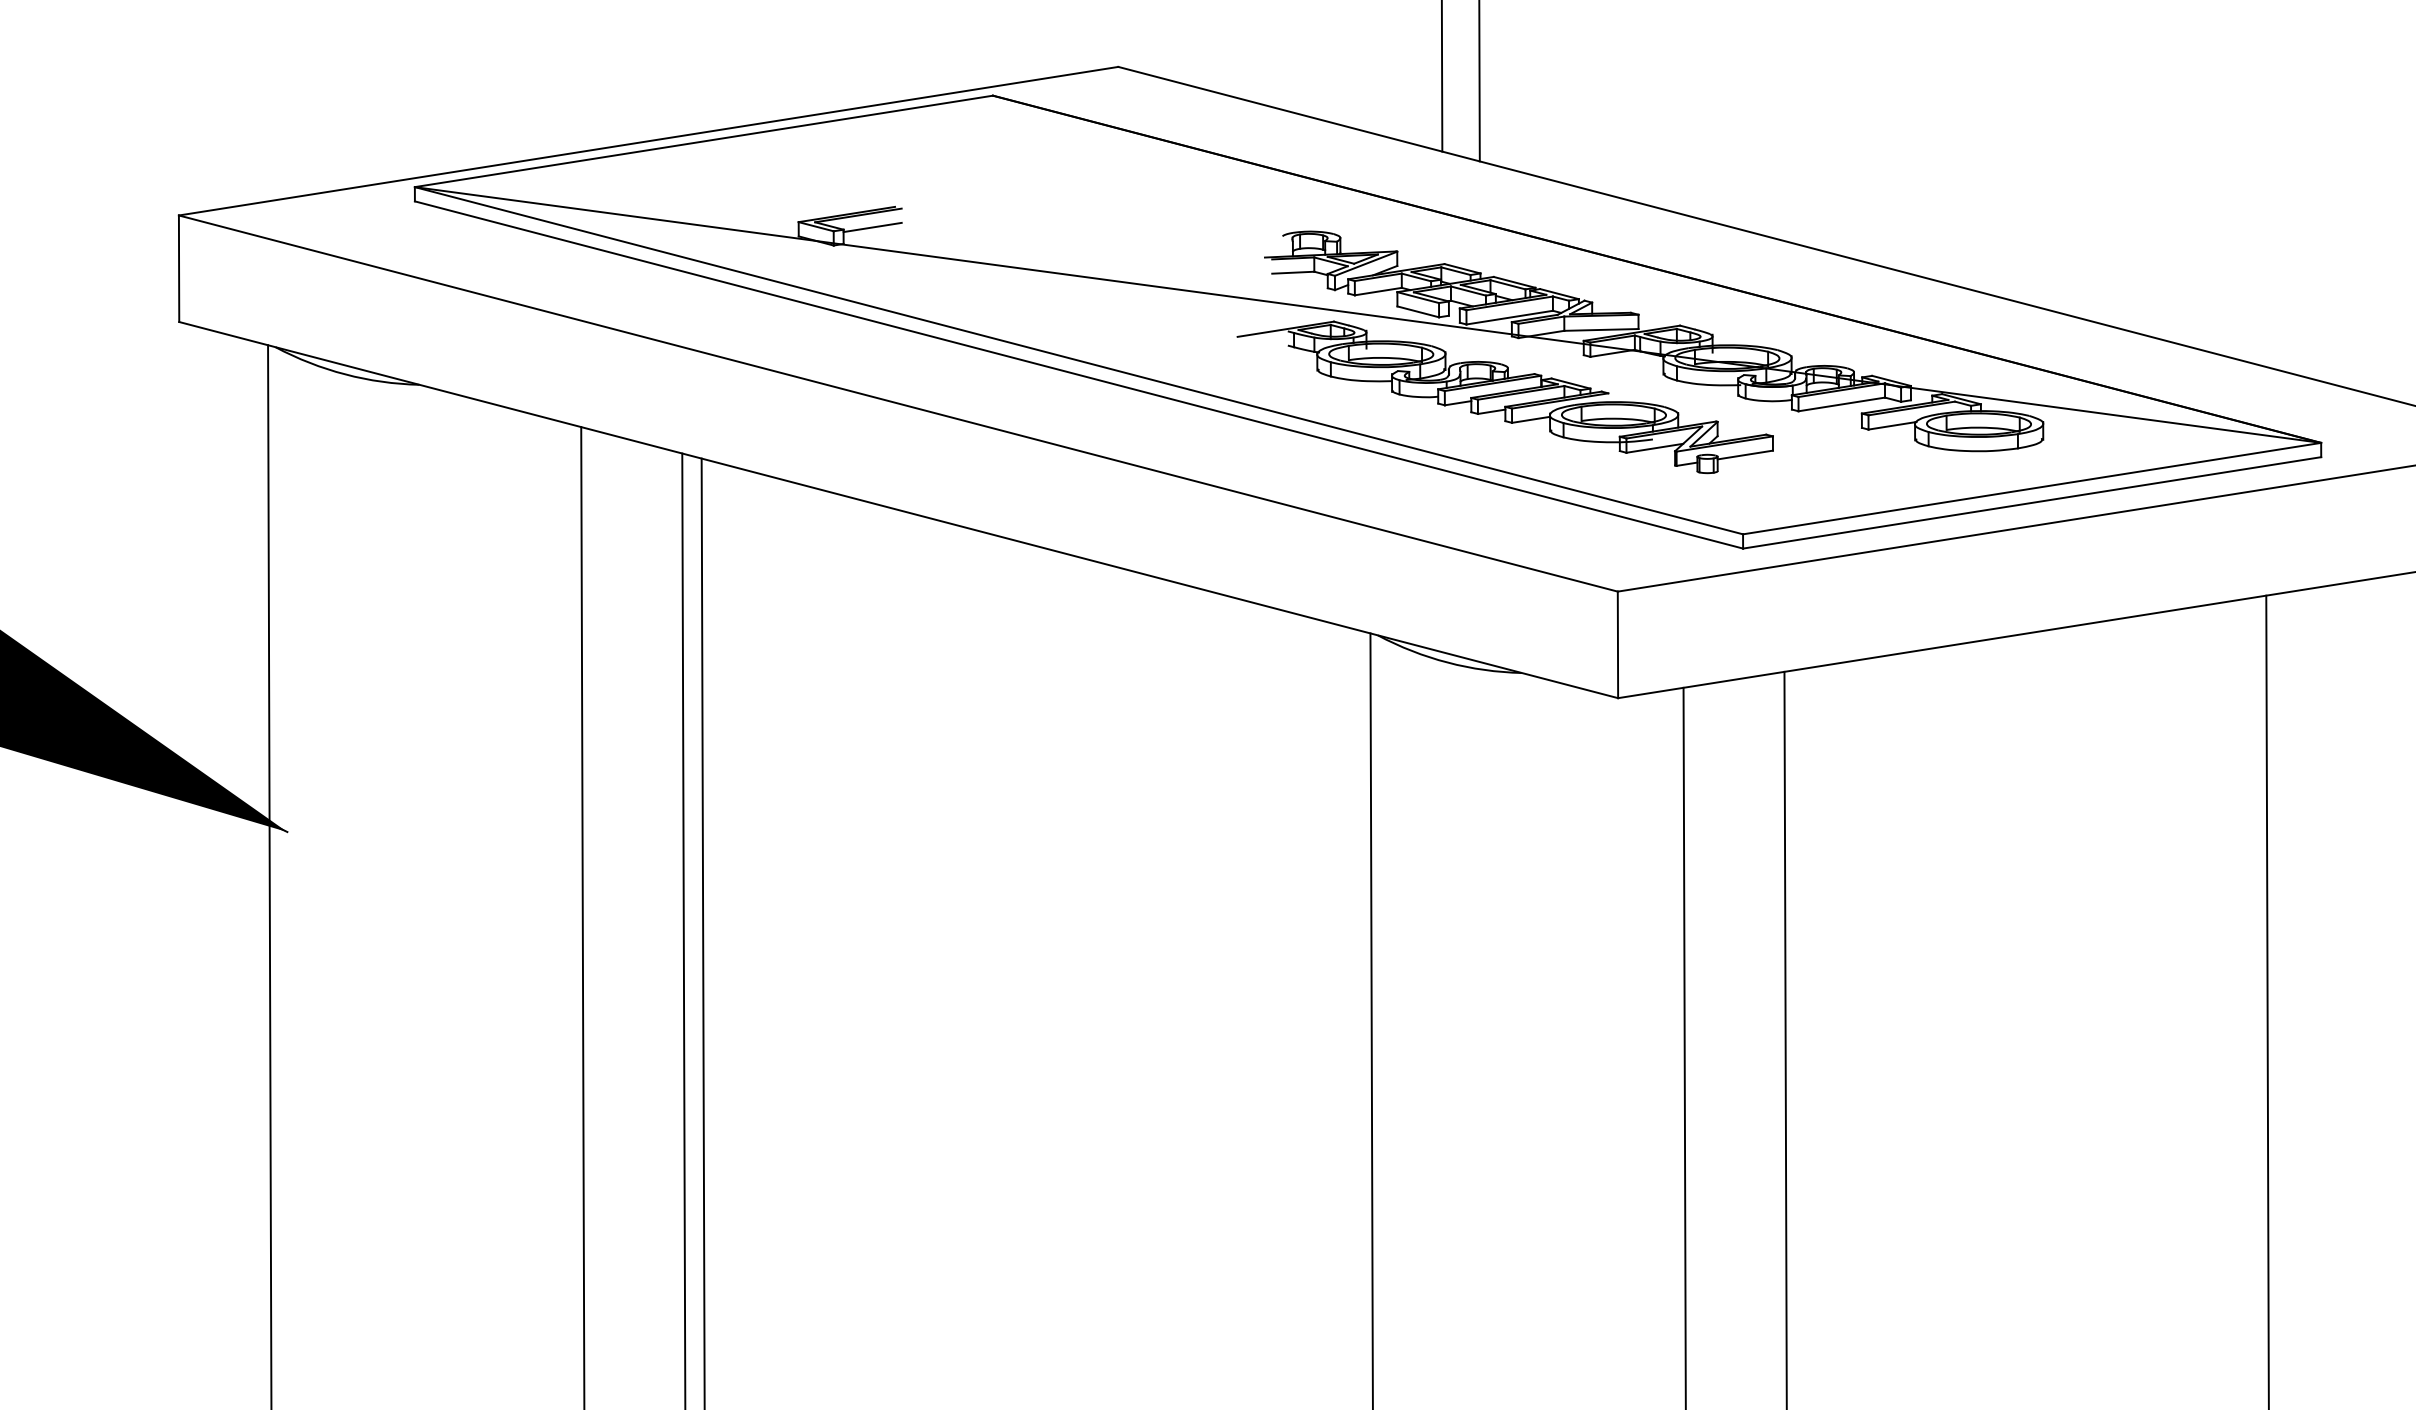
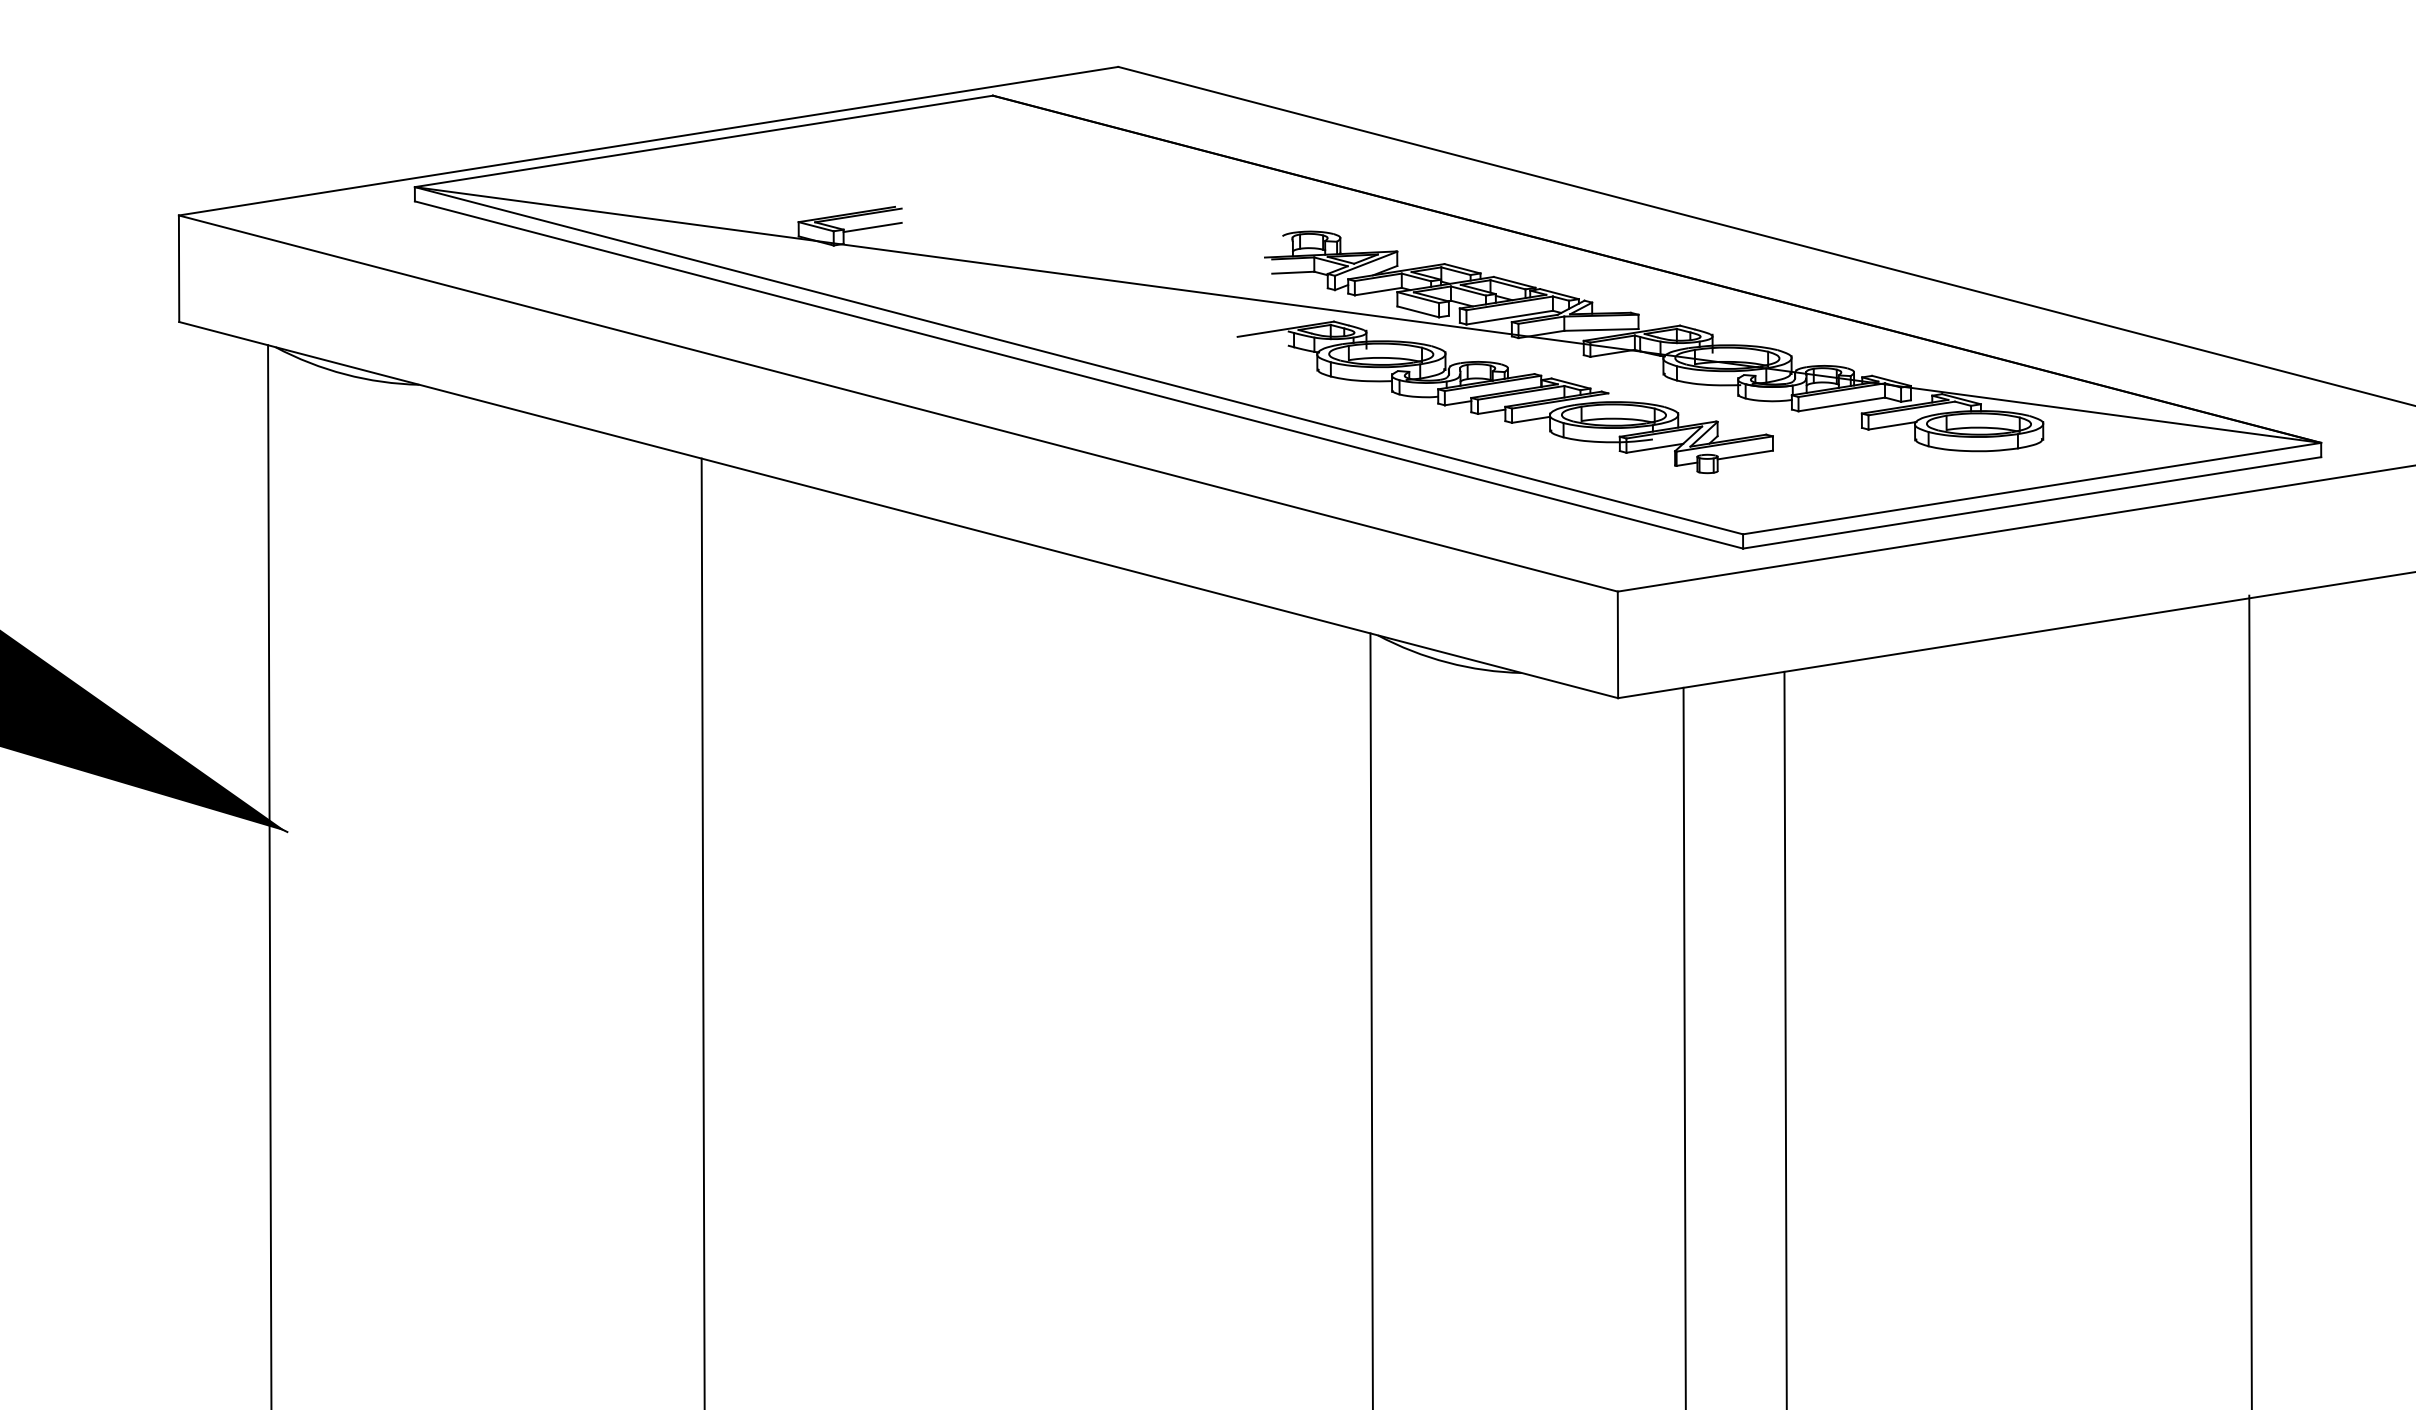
line: present -> none (1441, 76)
line: present -> none (1479, 81)
line: present -> none (582, 916)
line: present -> none (683, 929)
line position: (2267, 1000) -> (2250, 1000) (2250, 1000)
